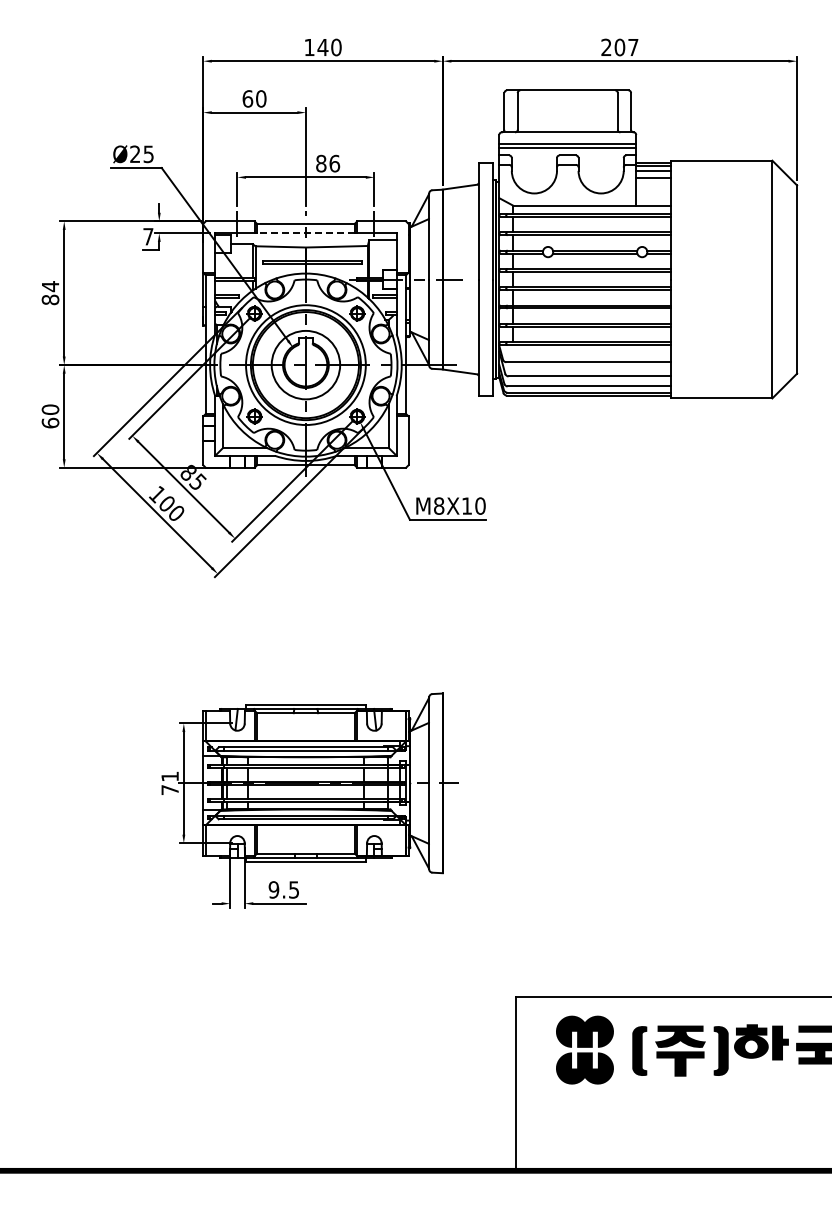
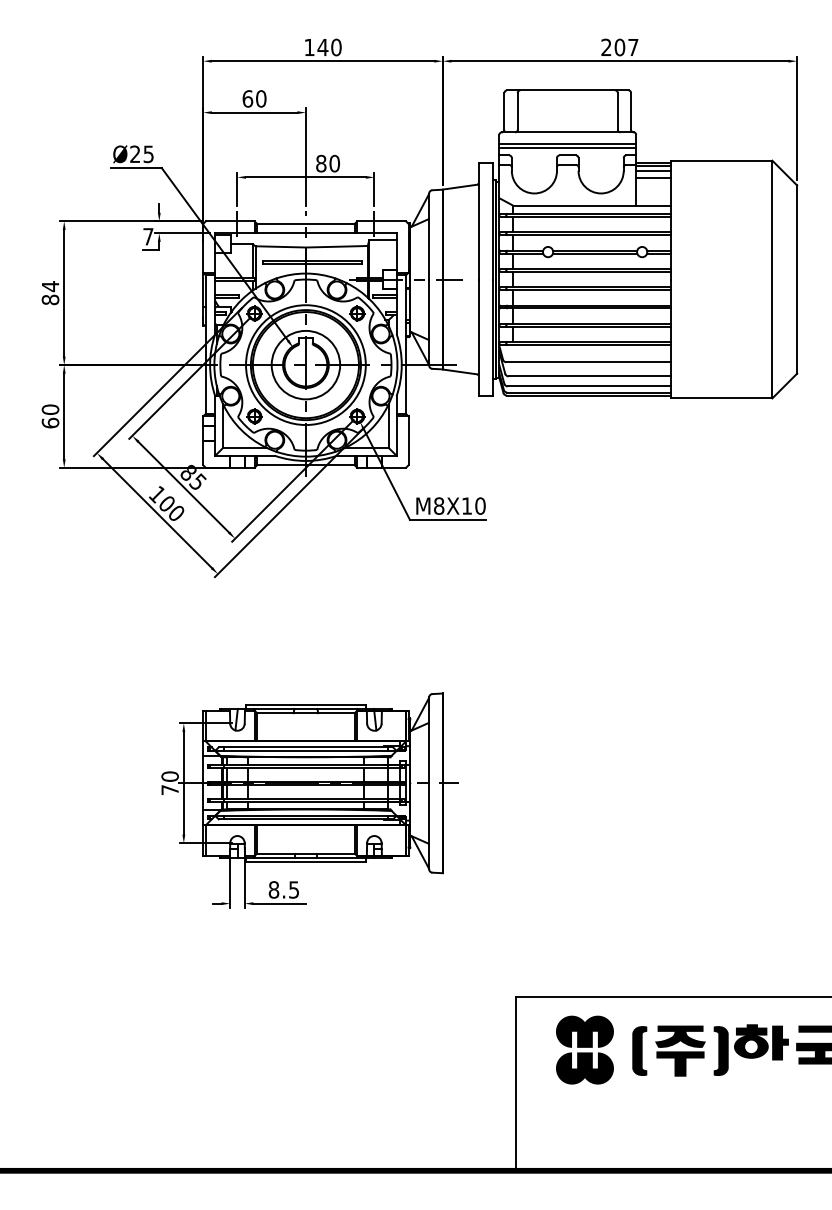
text: 86 -> 80 (334, 163)
line: dashed -> solid (305, 233)
text: 71 -> 70 (169, 776)
text: 9.5 -> 8.5 (273, 889)
